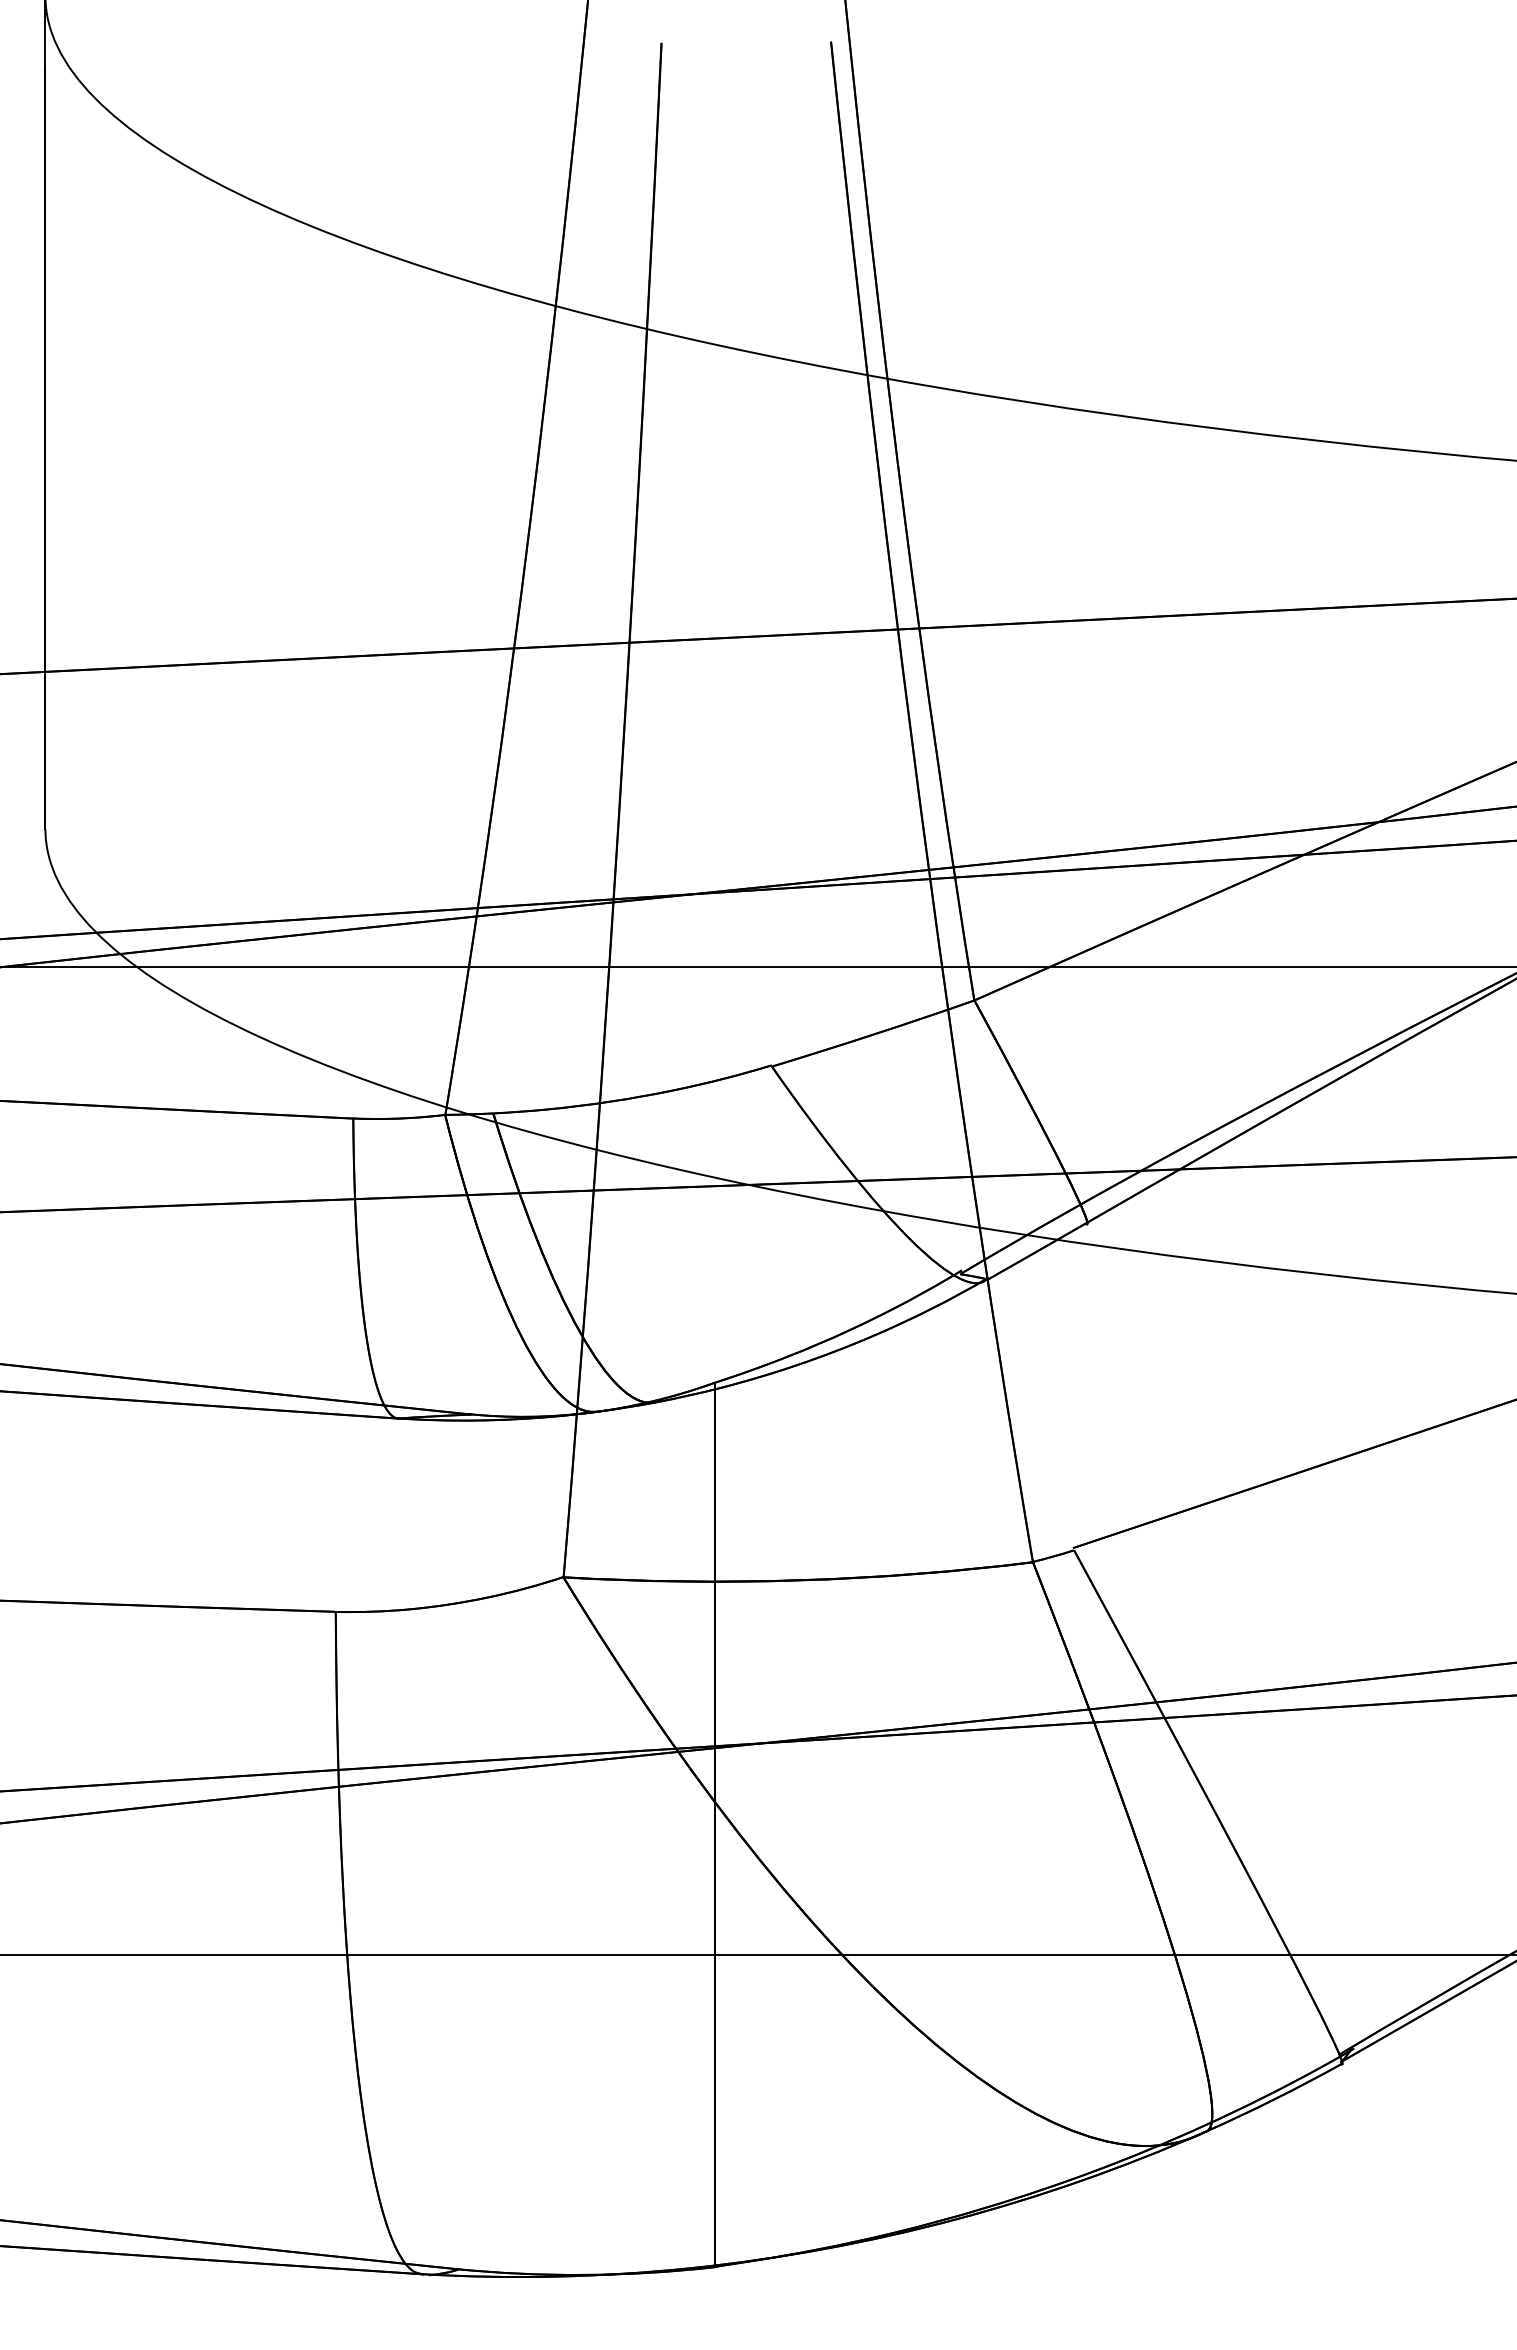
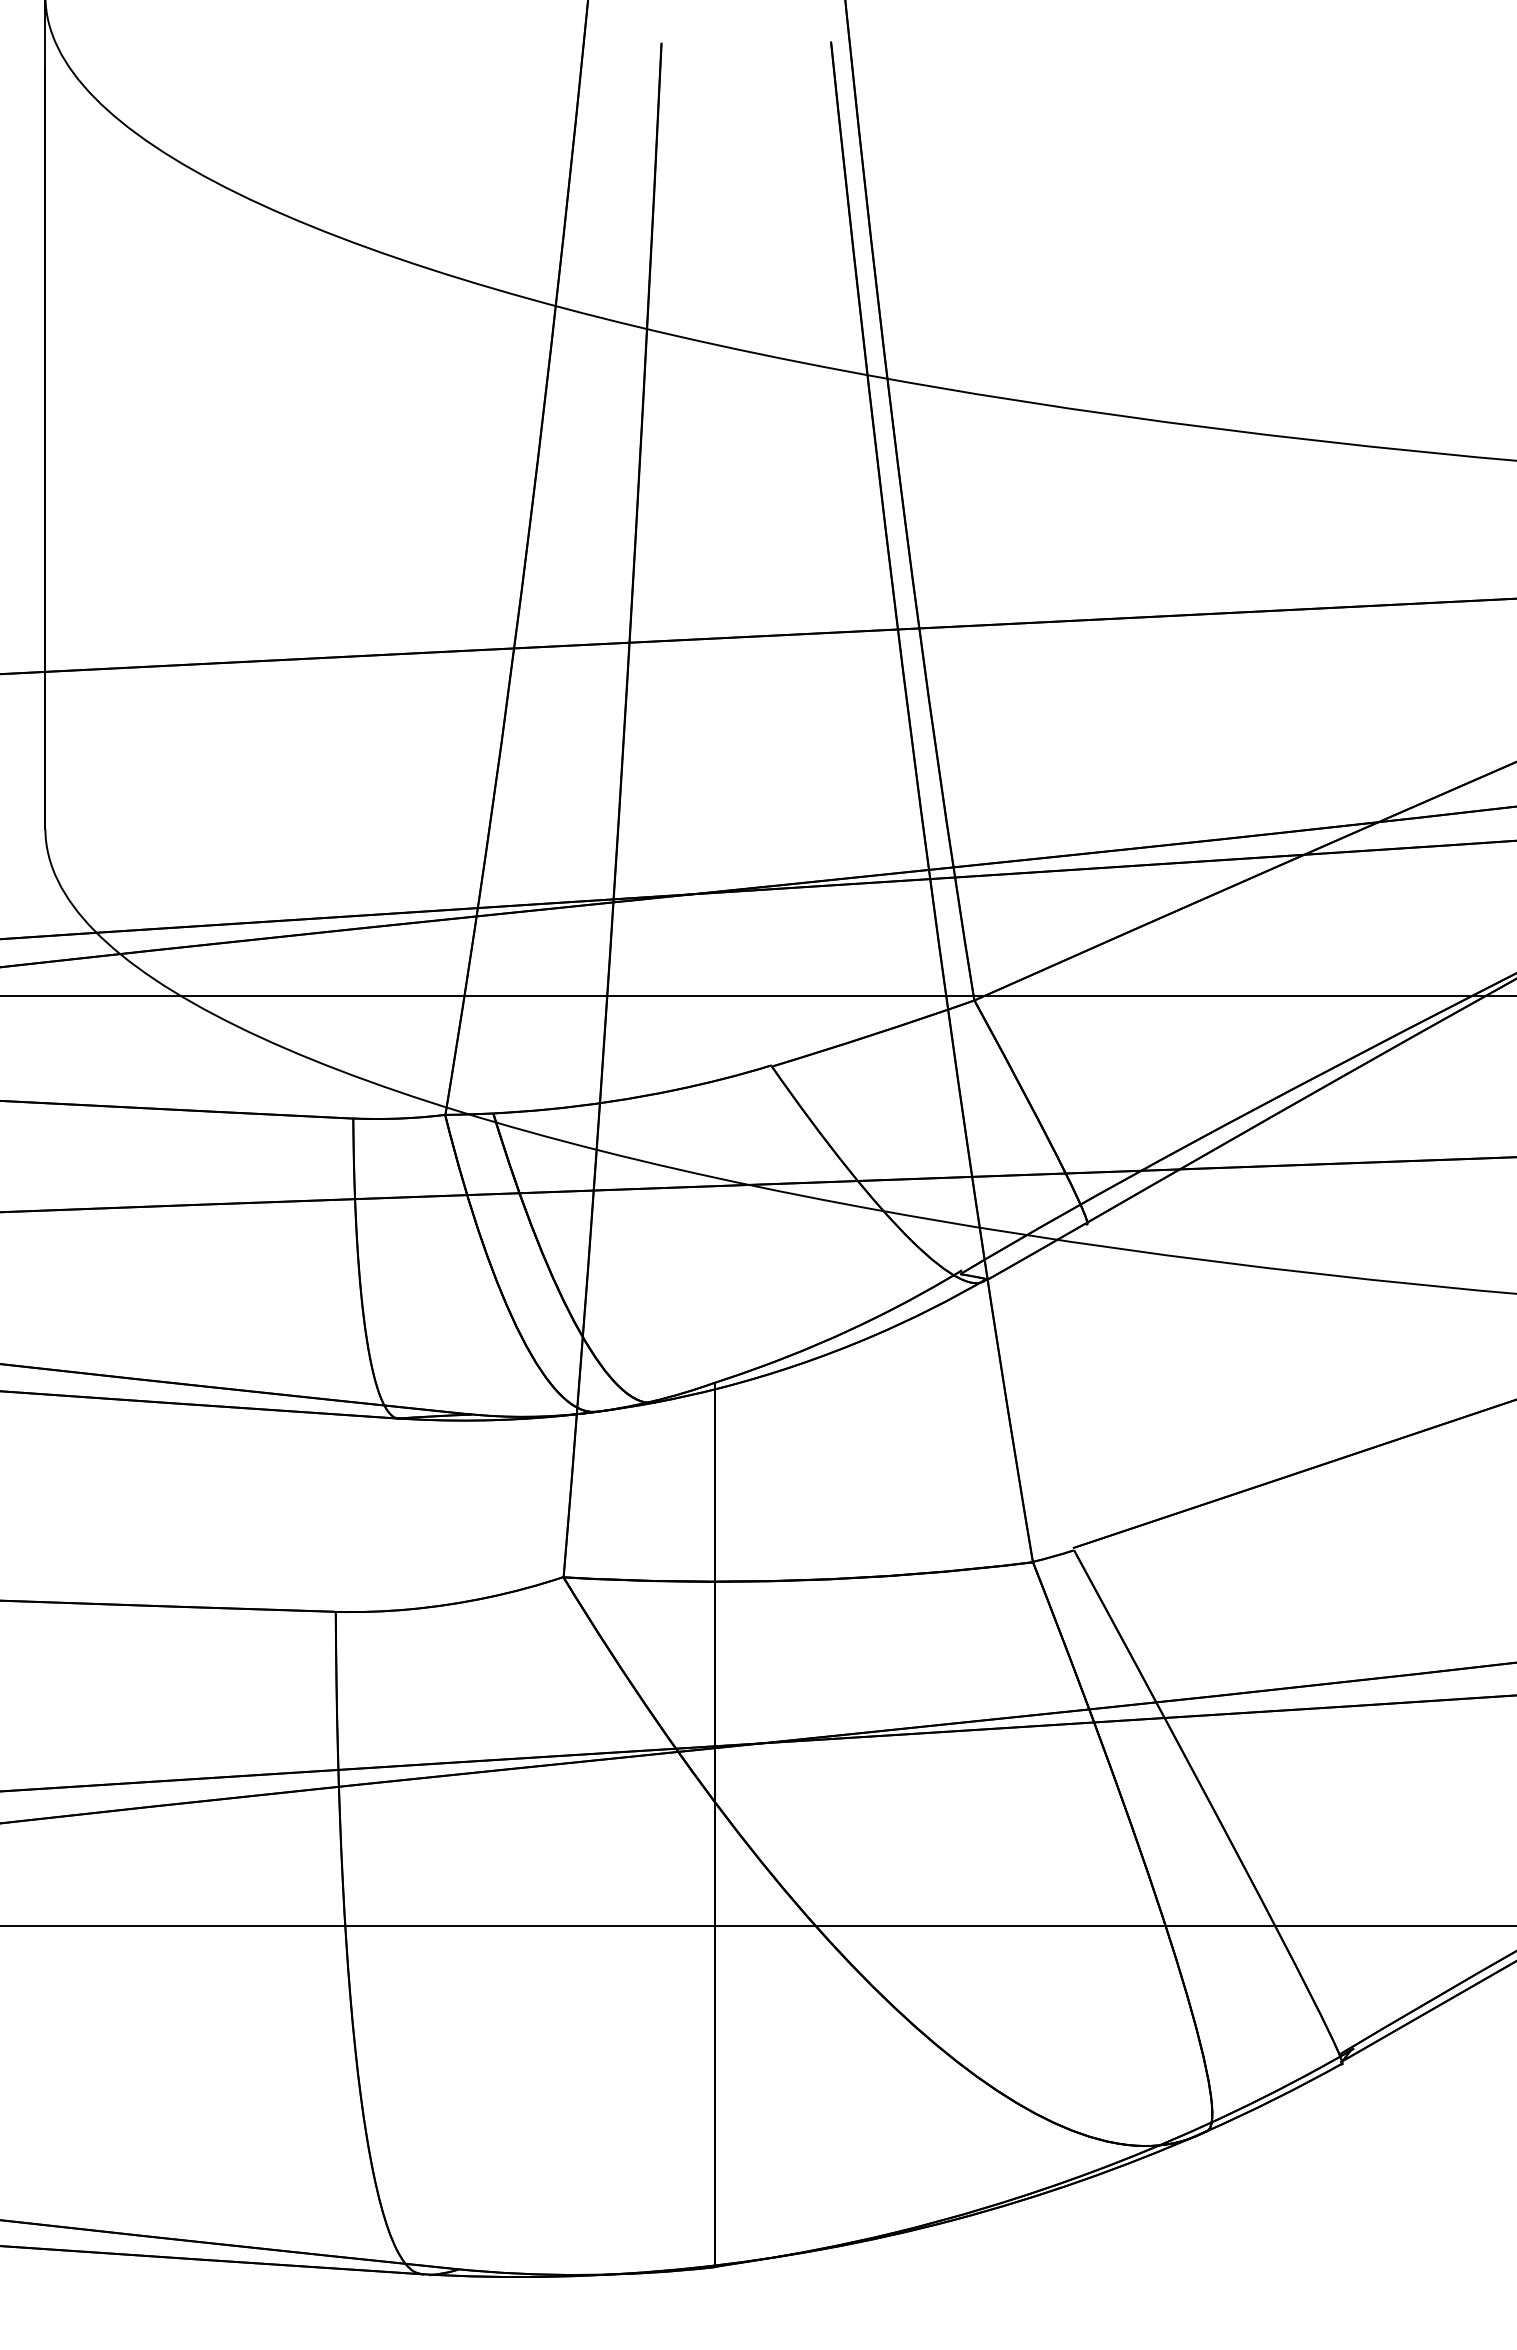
line position: (757, 967) -> (757, 996) (757, 996)
line position: (757, 1955) -> (757, 1926) (757, 1926)
